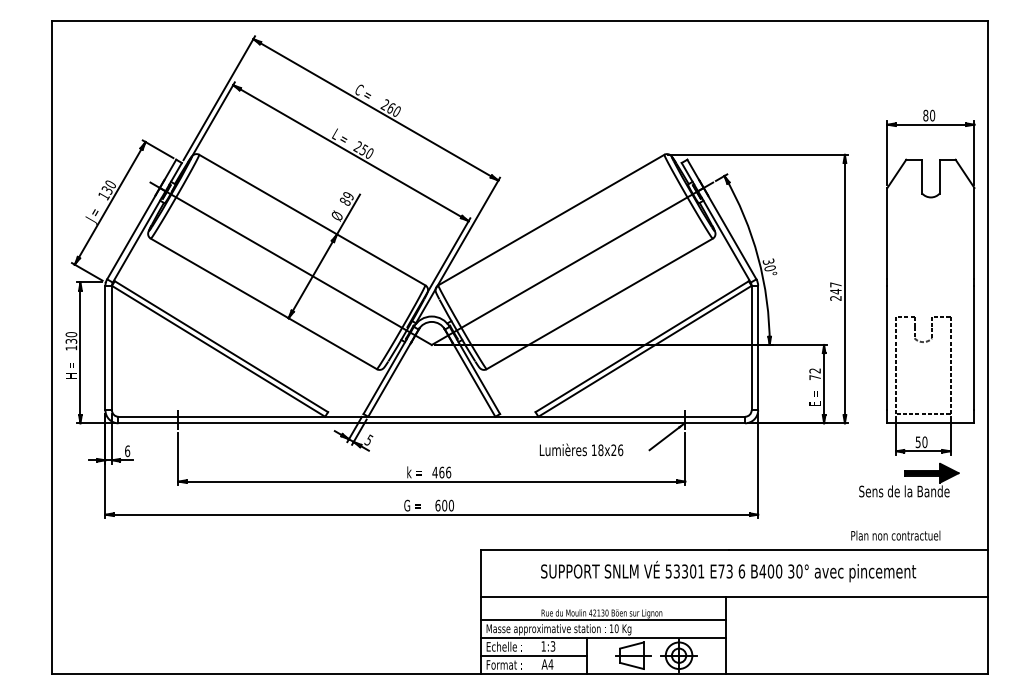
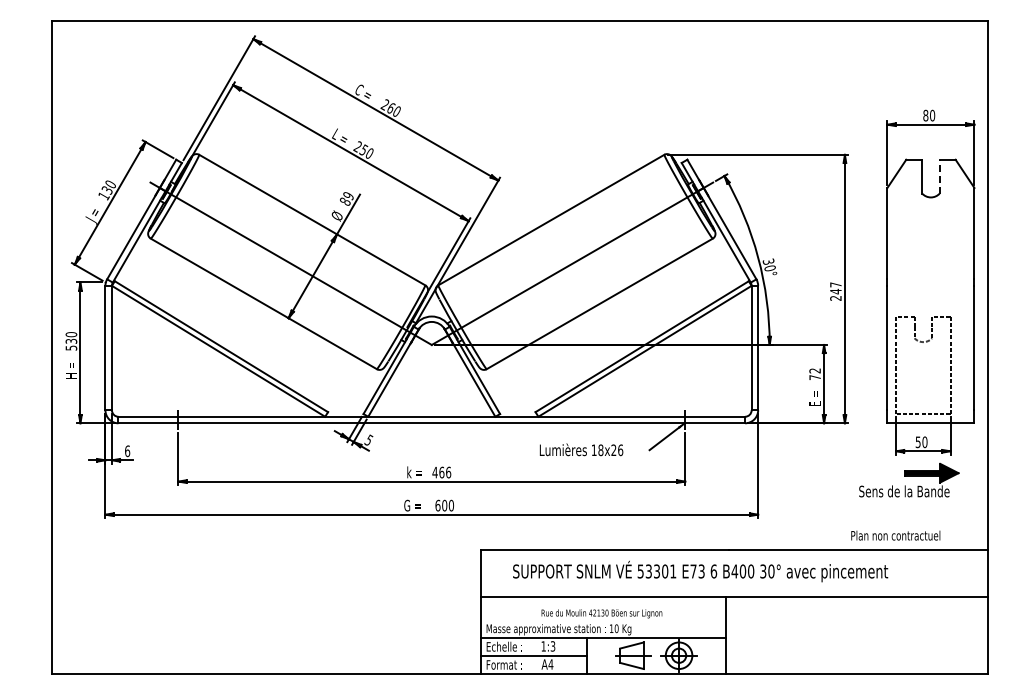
line: solid -> dashed (939, 176)
text: 130 -> 530 (71, 347)
text position: (728, 571) -> (700, 571) (700, 571)
line: present -> none (603, 620)
